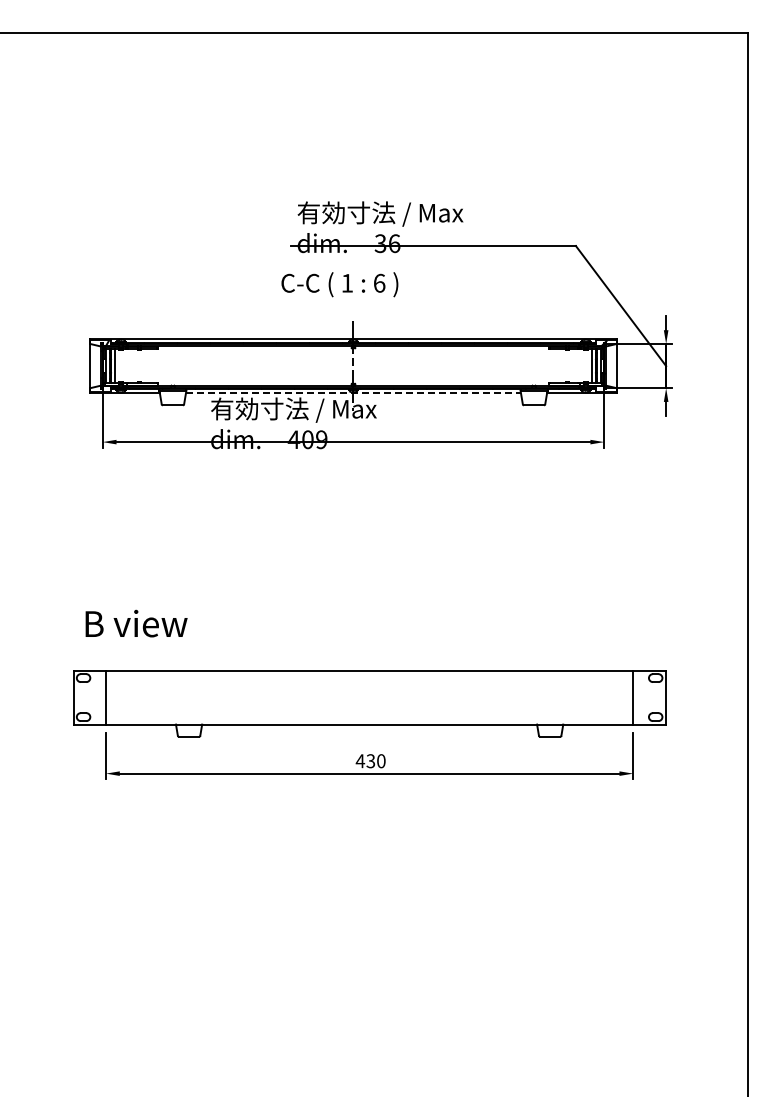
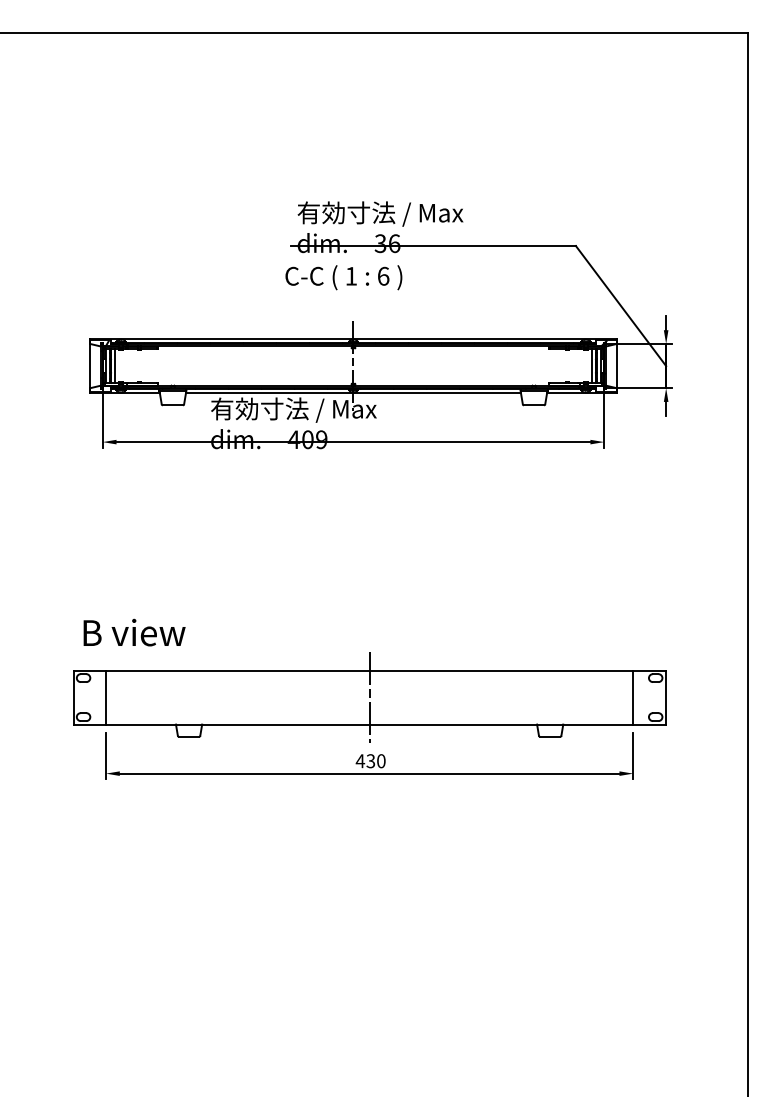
text position: (339, 284) -> (343, 277) (343, 277)
line: dashed -> solid (353, 393)
text position: (136, 623) -> (134, 632) (134, 632)
line: none -> present (369, 697)
